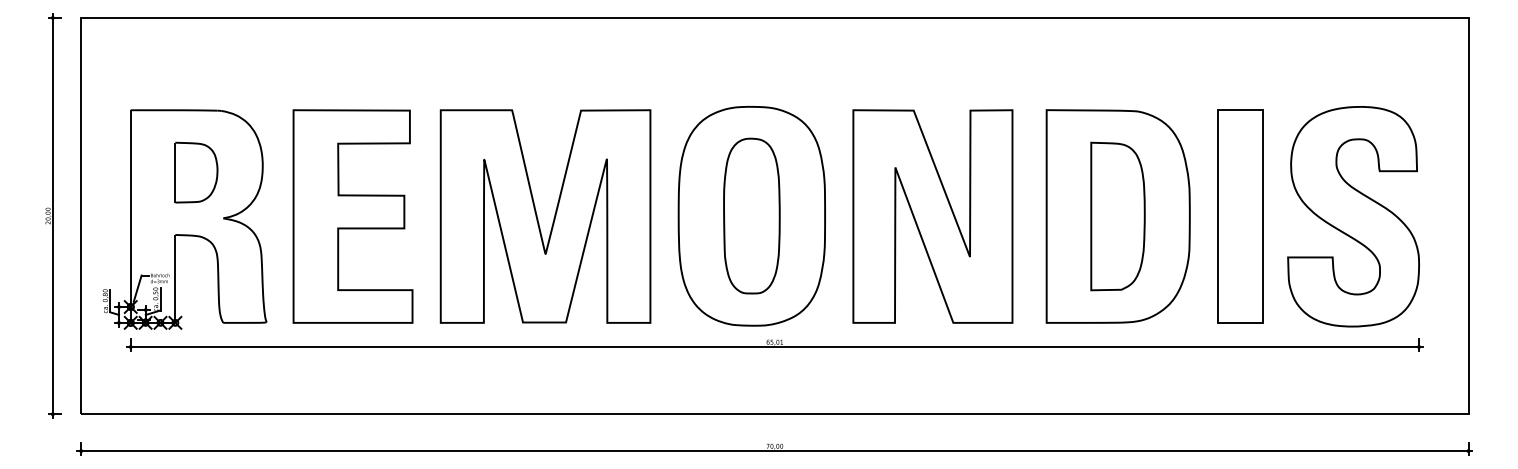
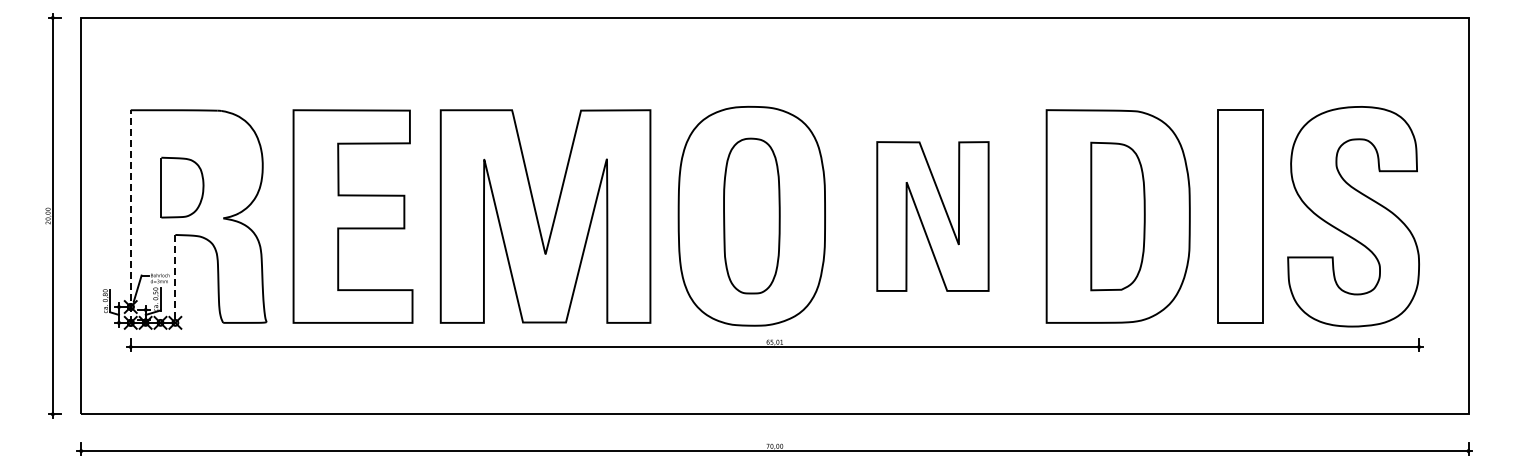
part position: (196, 172) -> (182, 187) (182, 187)
line: solid -> dashed (130, 216)
part size: 162x215 px -> 114x151 px (932, 216)
line: solid -> dashed (175, 278)
